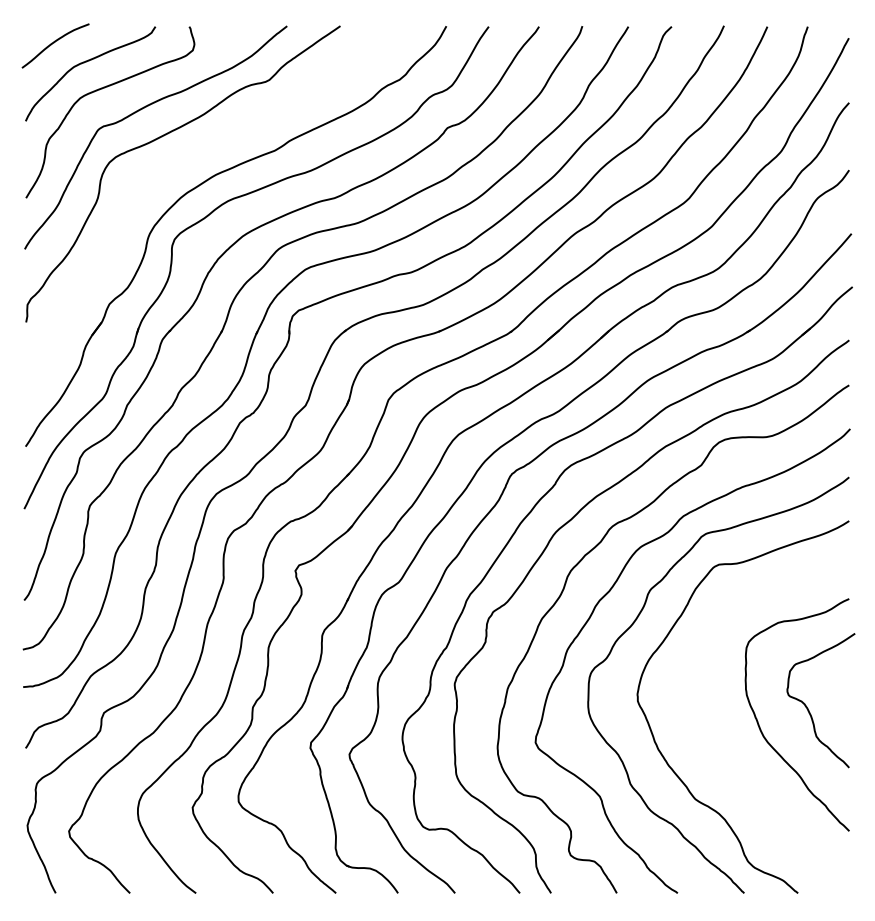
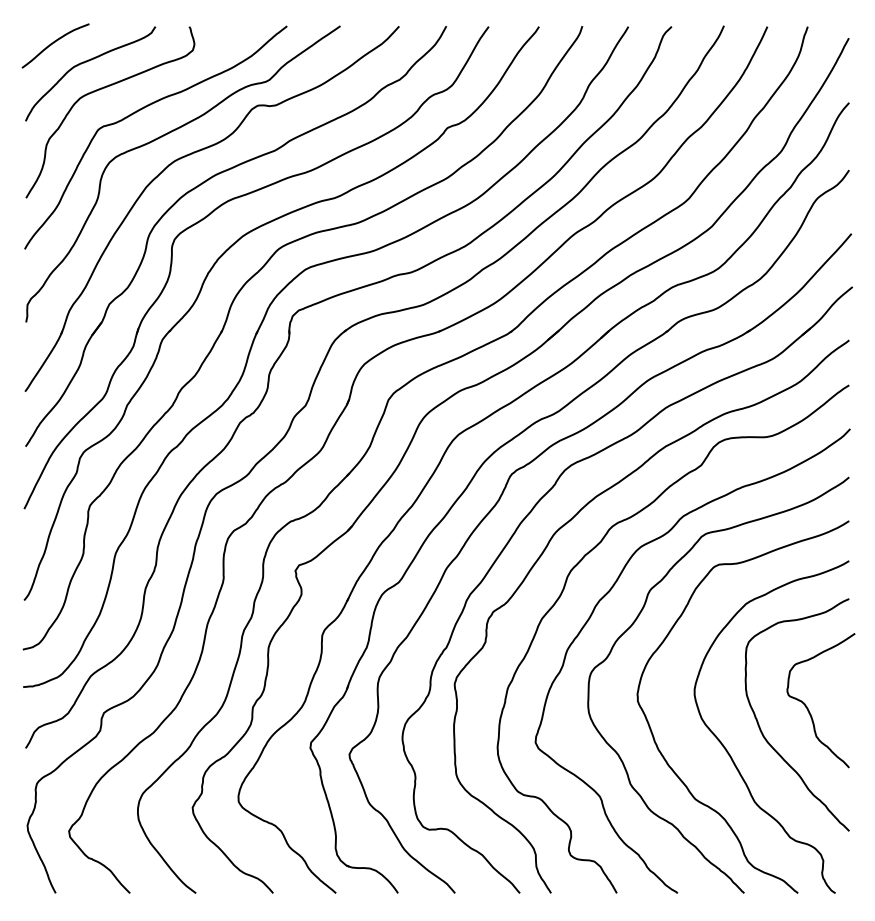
part: none -> present (190, 155)
curve: none -> present (730, 754)
